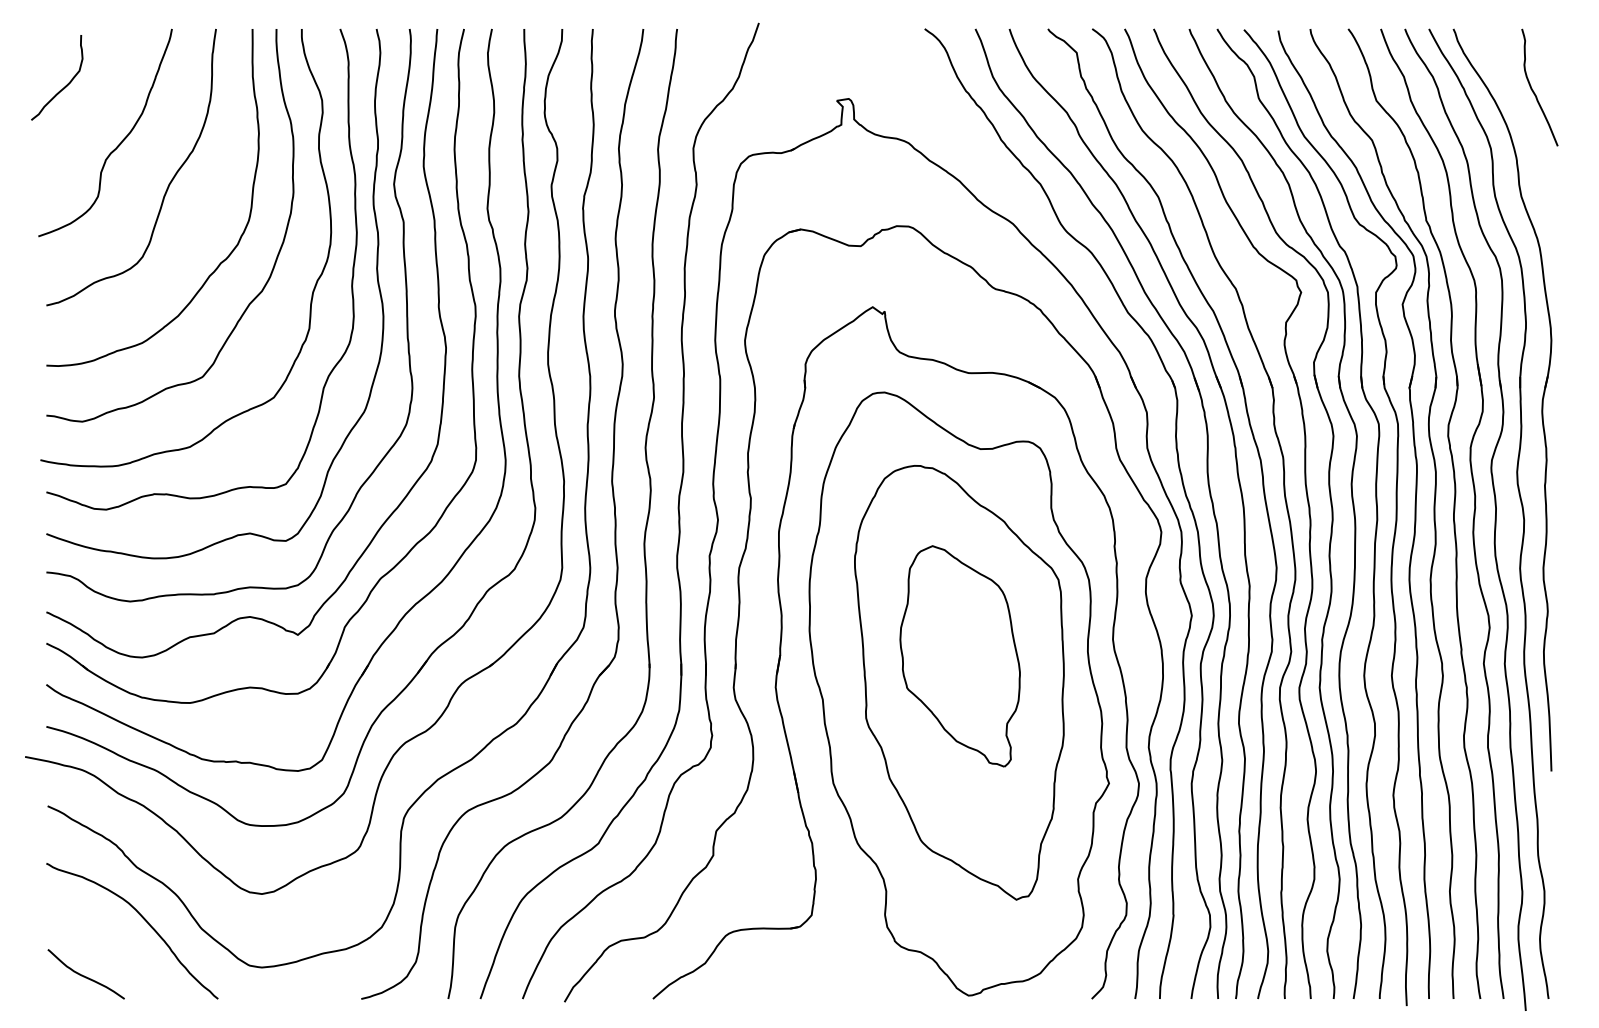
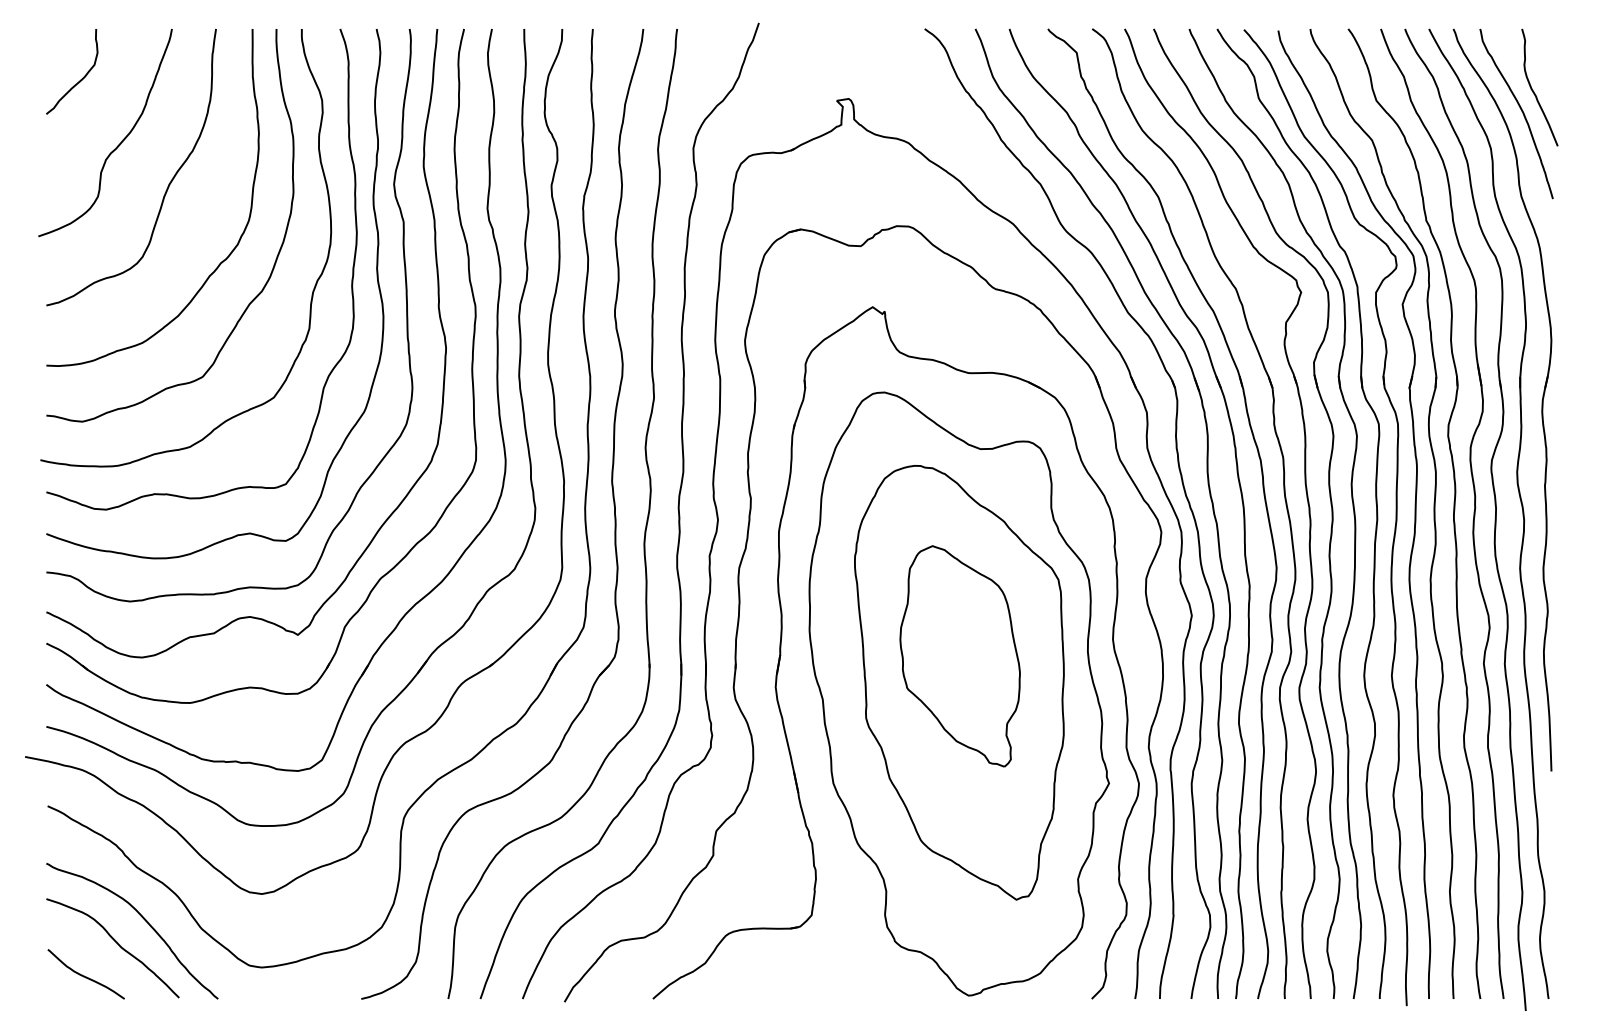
curve position: (65, 85) -> (80, 79) (80, 79)
curve: none -> present (1521, 111)
curve: none -> present (116, 943)
